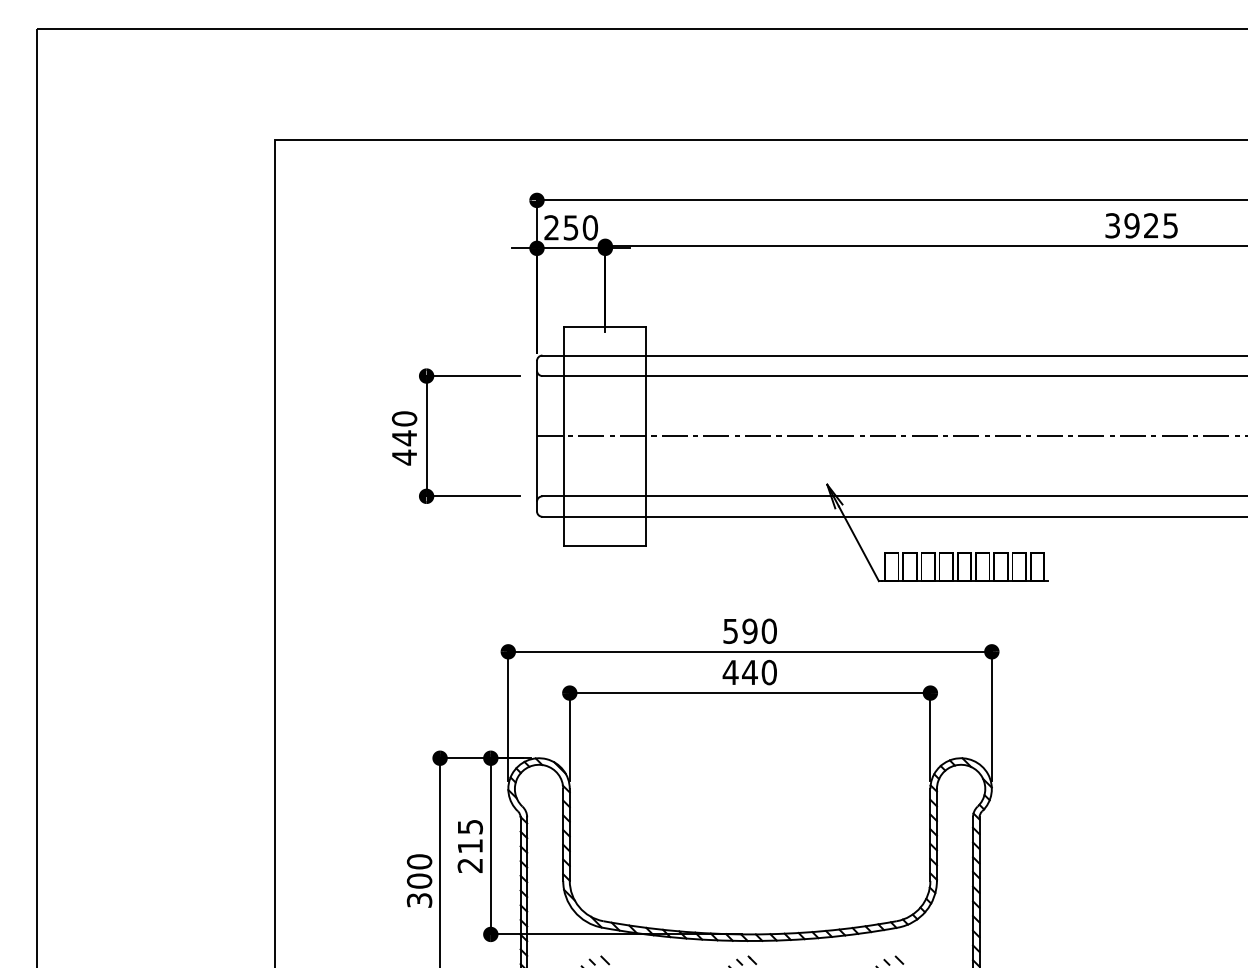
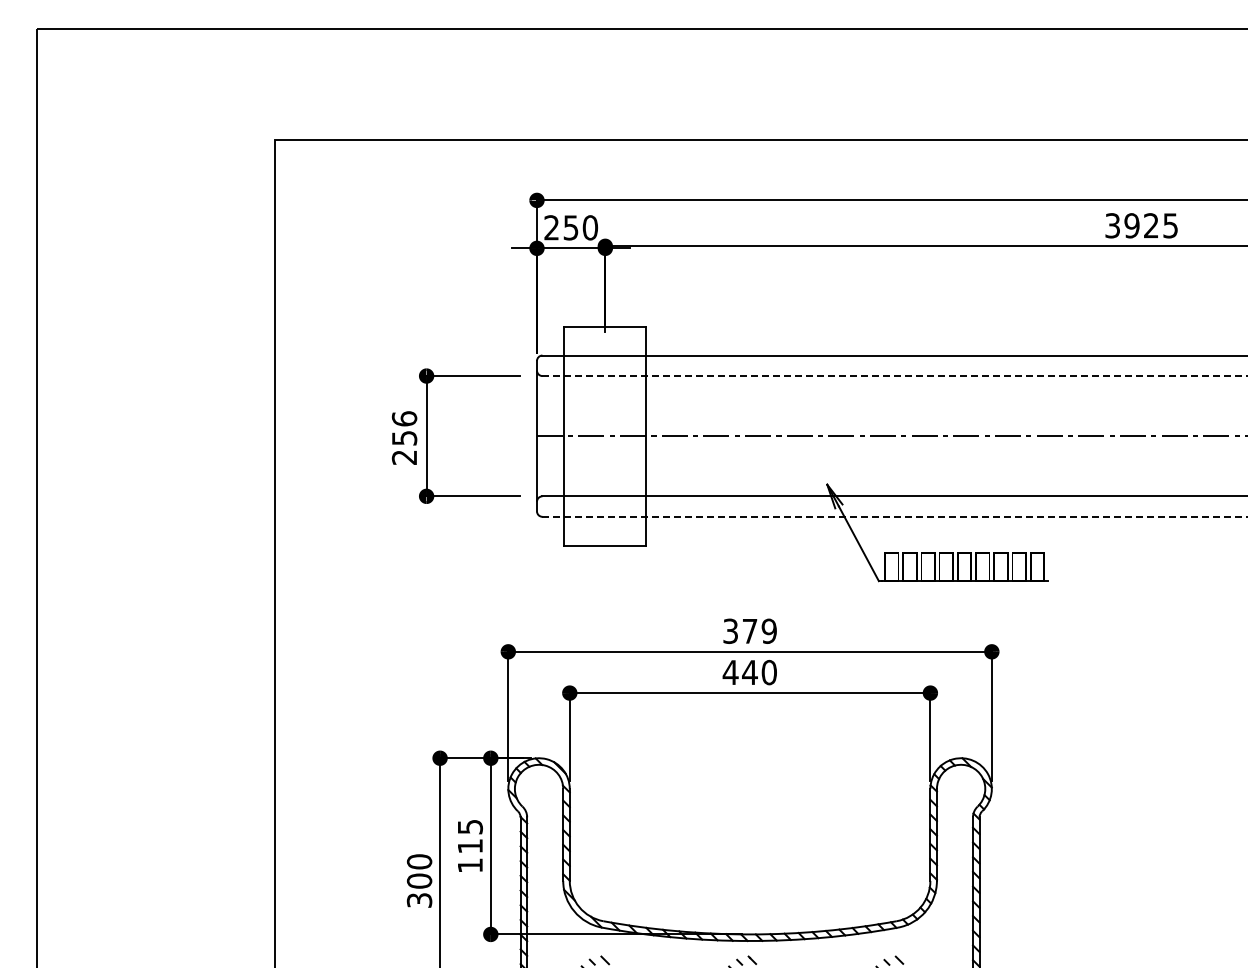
line: solid -> dashed (895, 376)
text: 440 -> 256 (404, 438)
line: solid -> dashed (895, 516)
text: 590 -> 379 (750, 630)
text: 215 -> 115 (469, 865)
